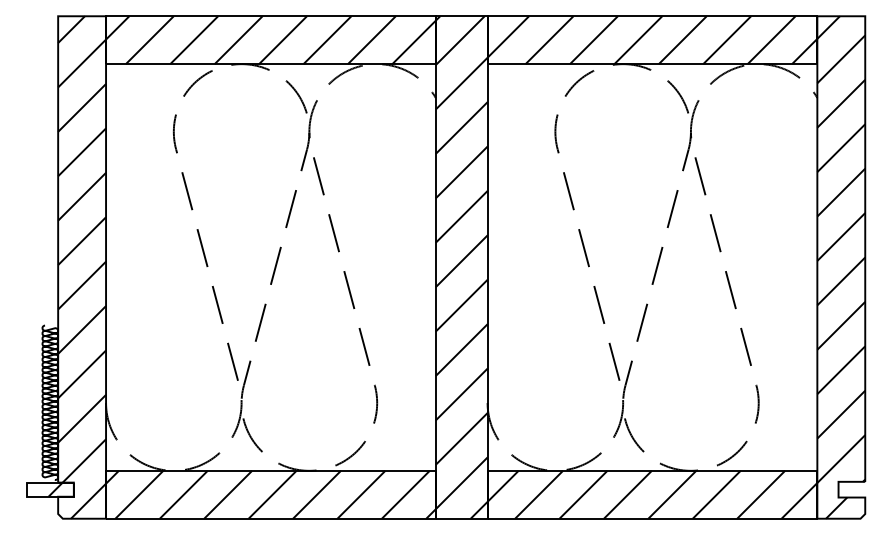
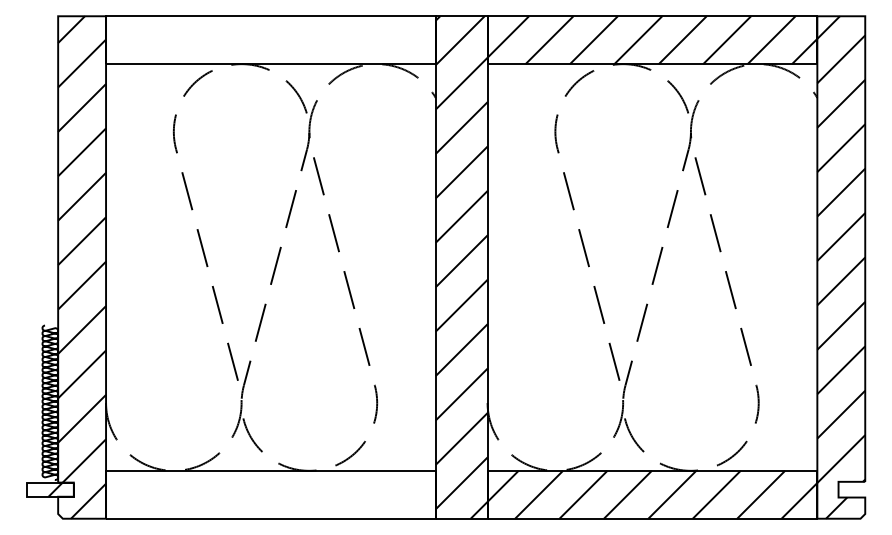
hatch: present -> none (270, 40)
hatch: present -> none (270, 494)
